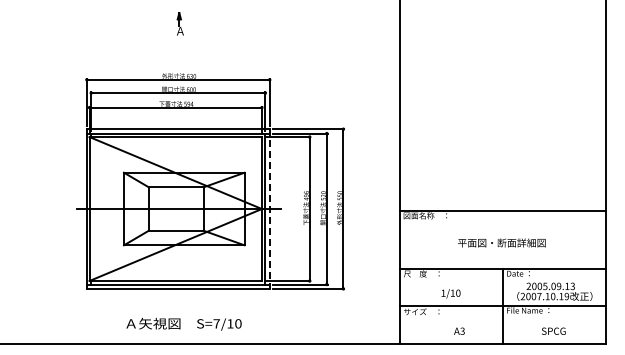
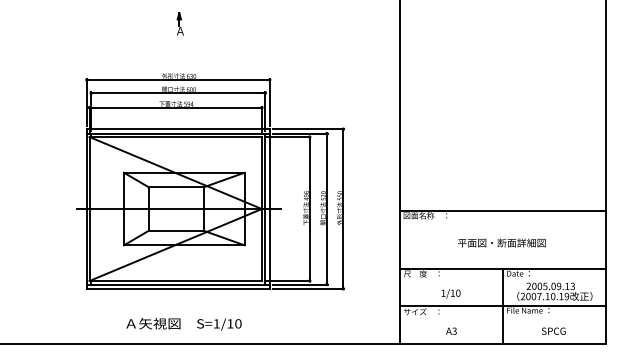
line: dashed -> solid (269, 209)
text: S=7/10 -> S=1/10 (216, 323)
text position: (459, 330) -> (451, 330) (451, 330)
